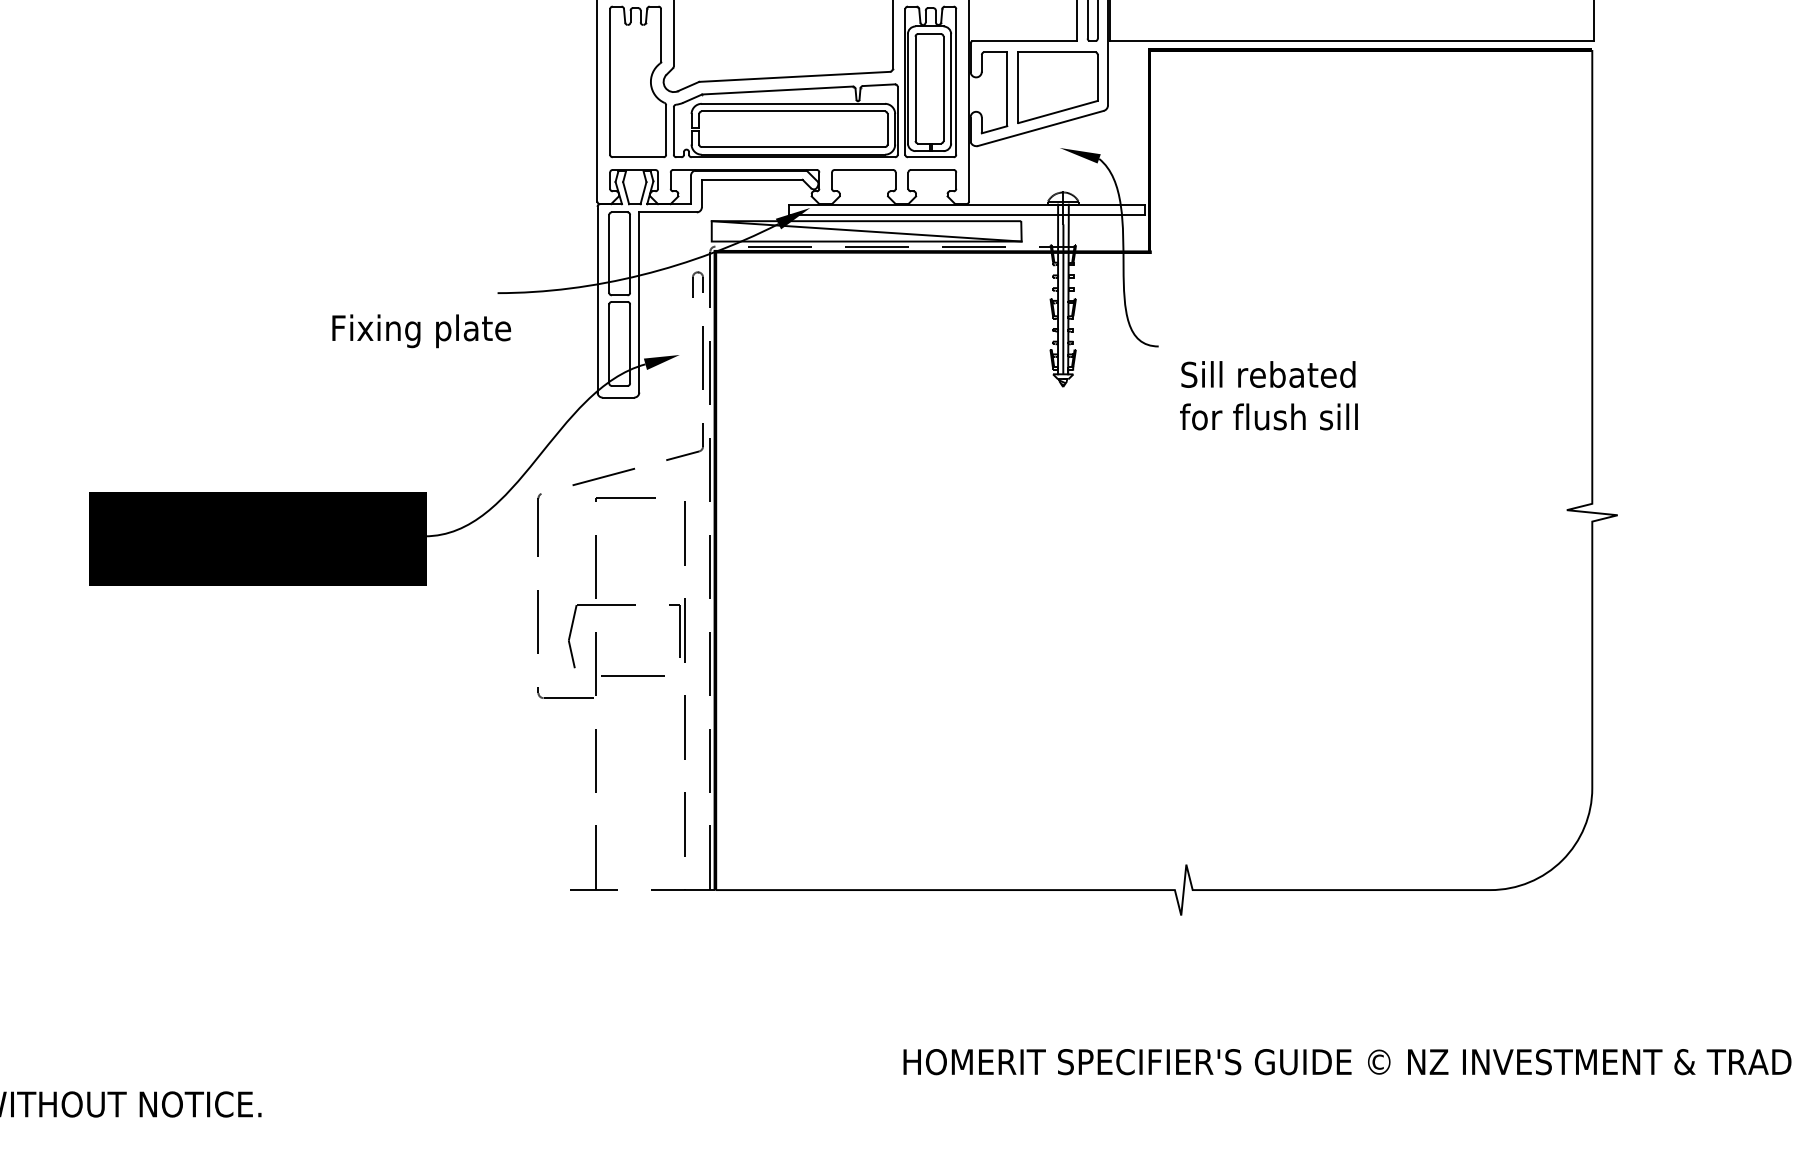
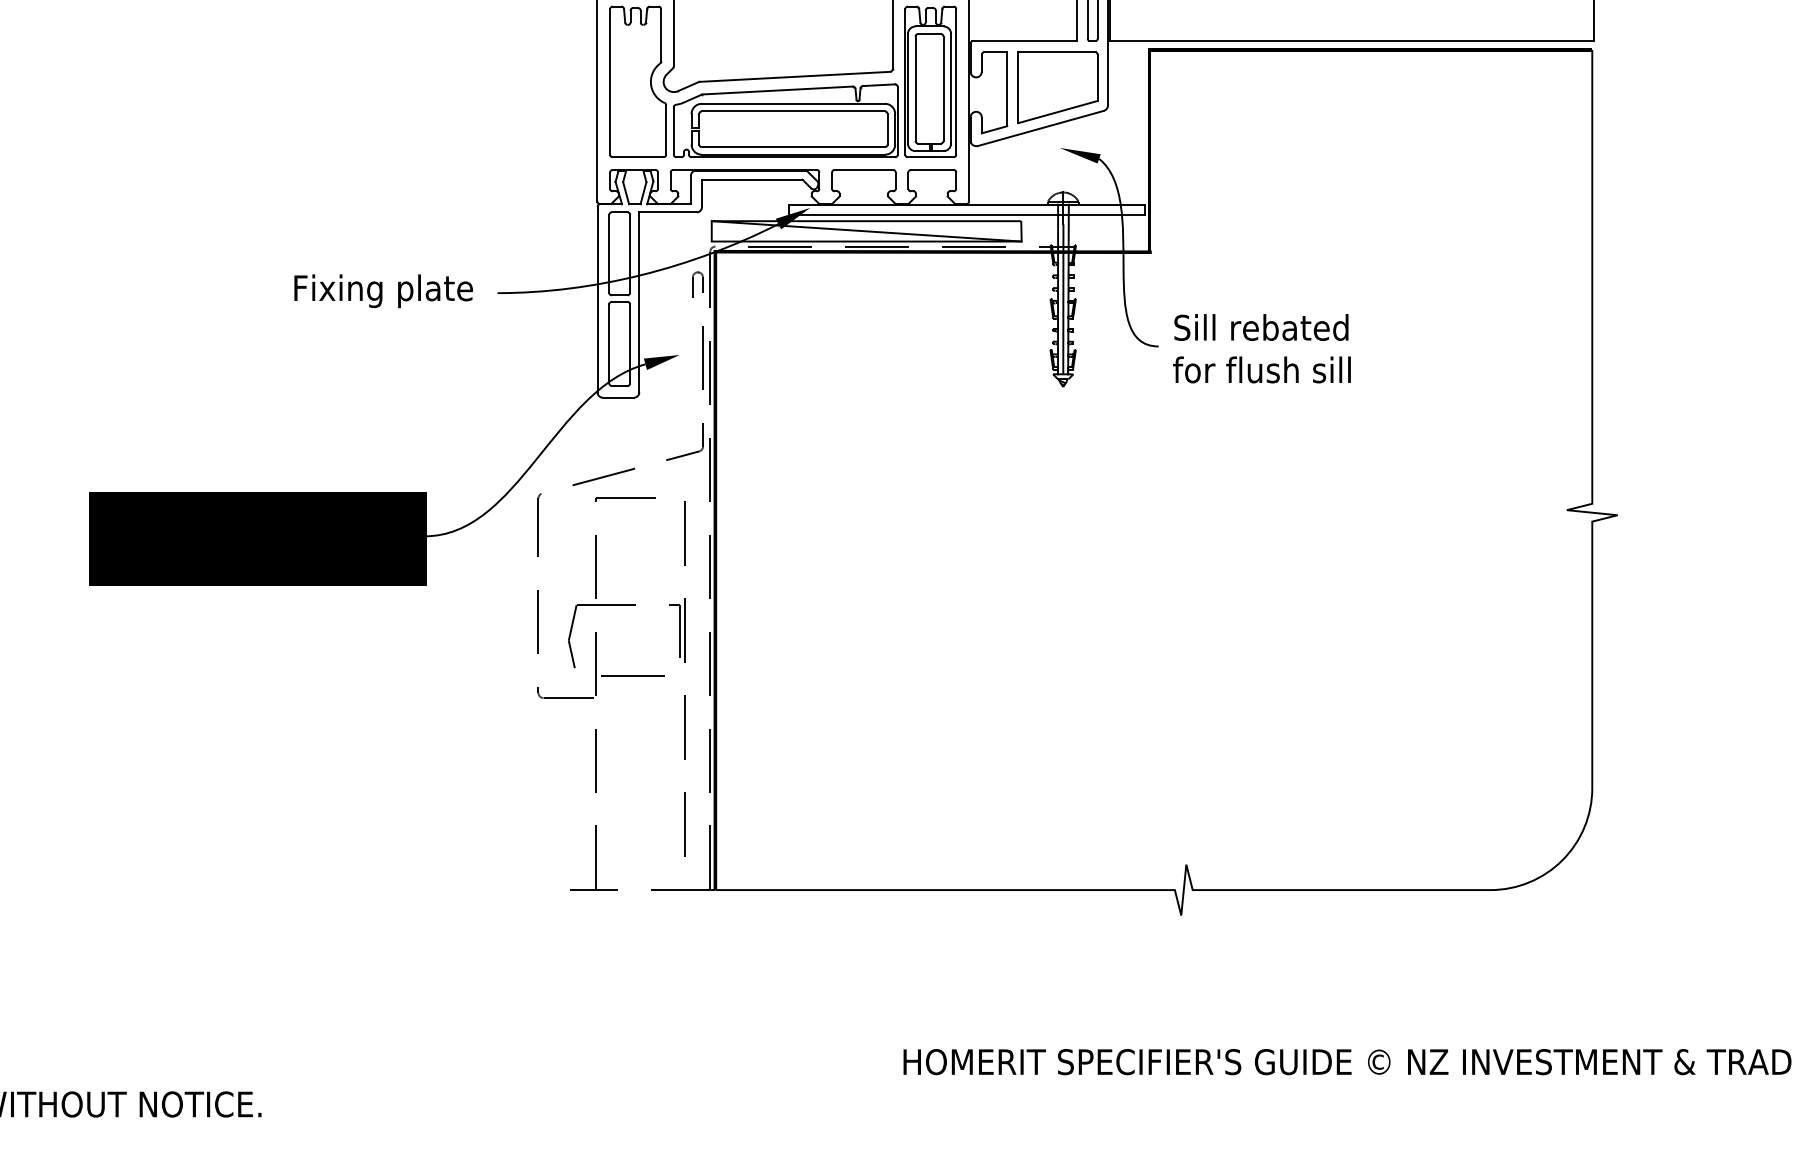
text position: (421, 331) -> (383, 291) (383, 291)
text position: (1268, 395) -> (1261, 348) (1261, 348)
